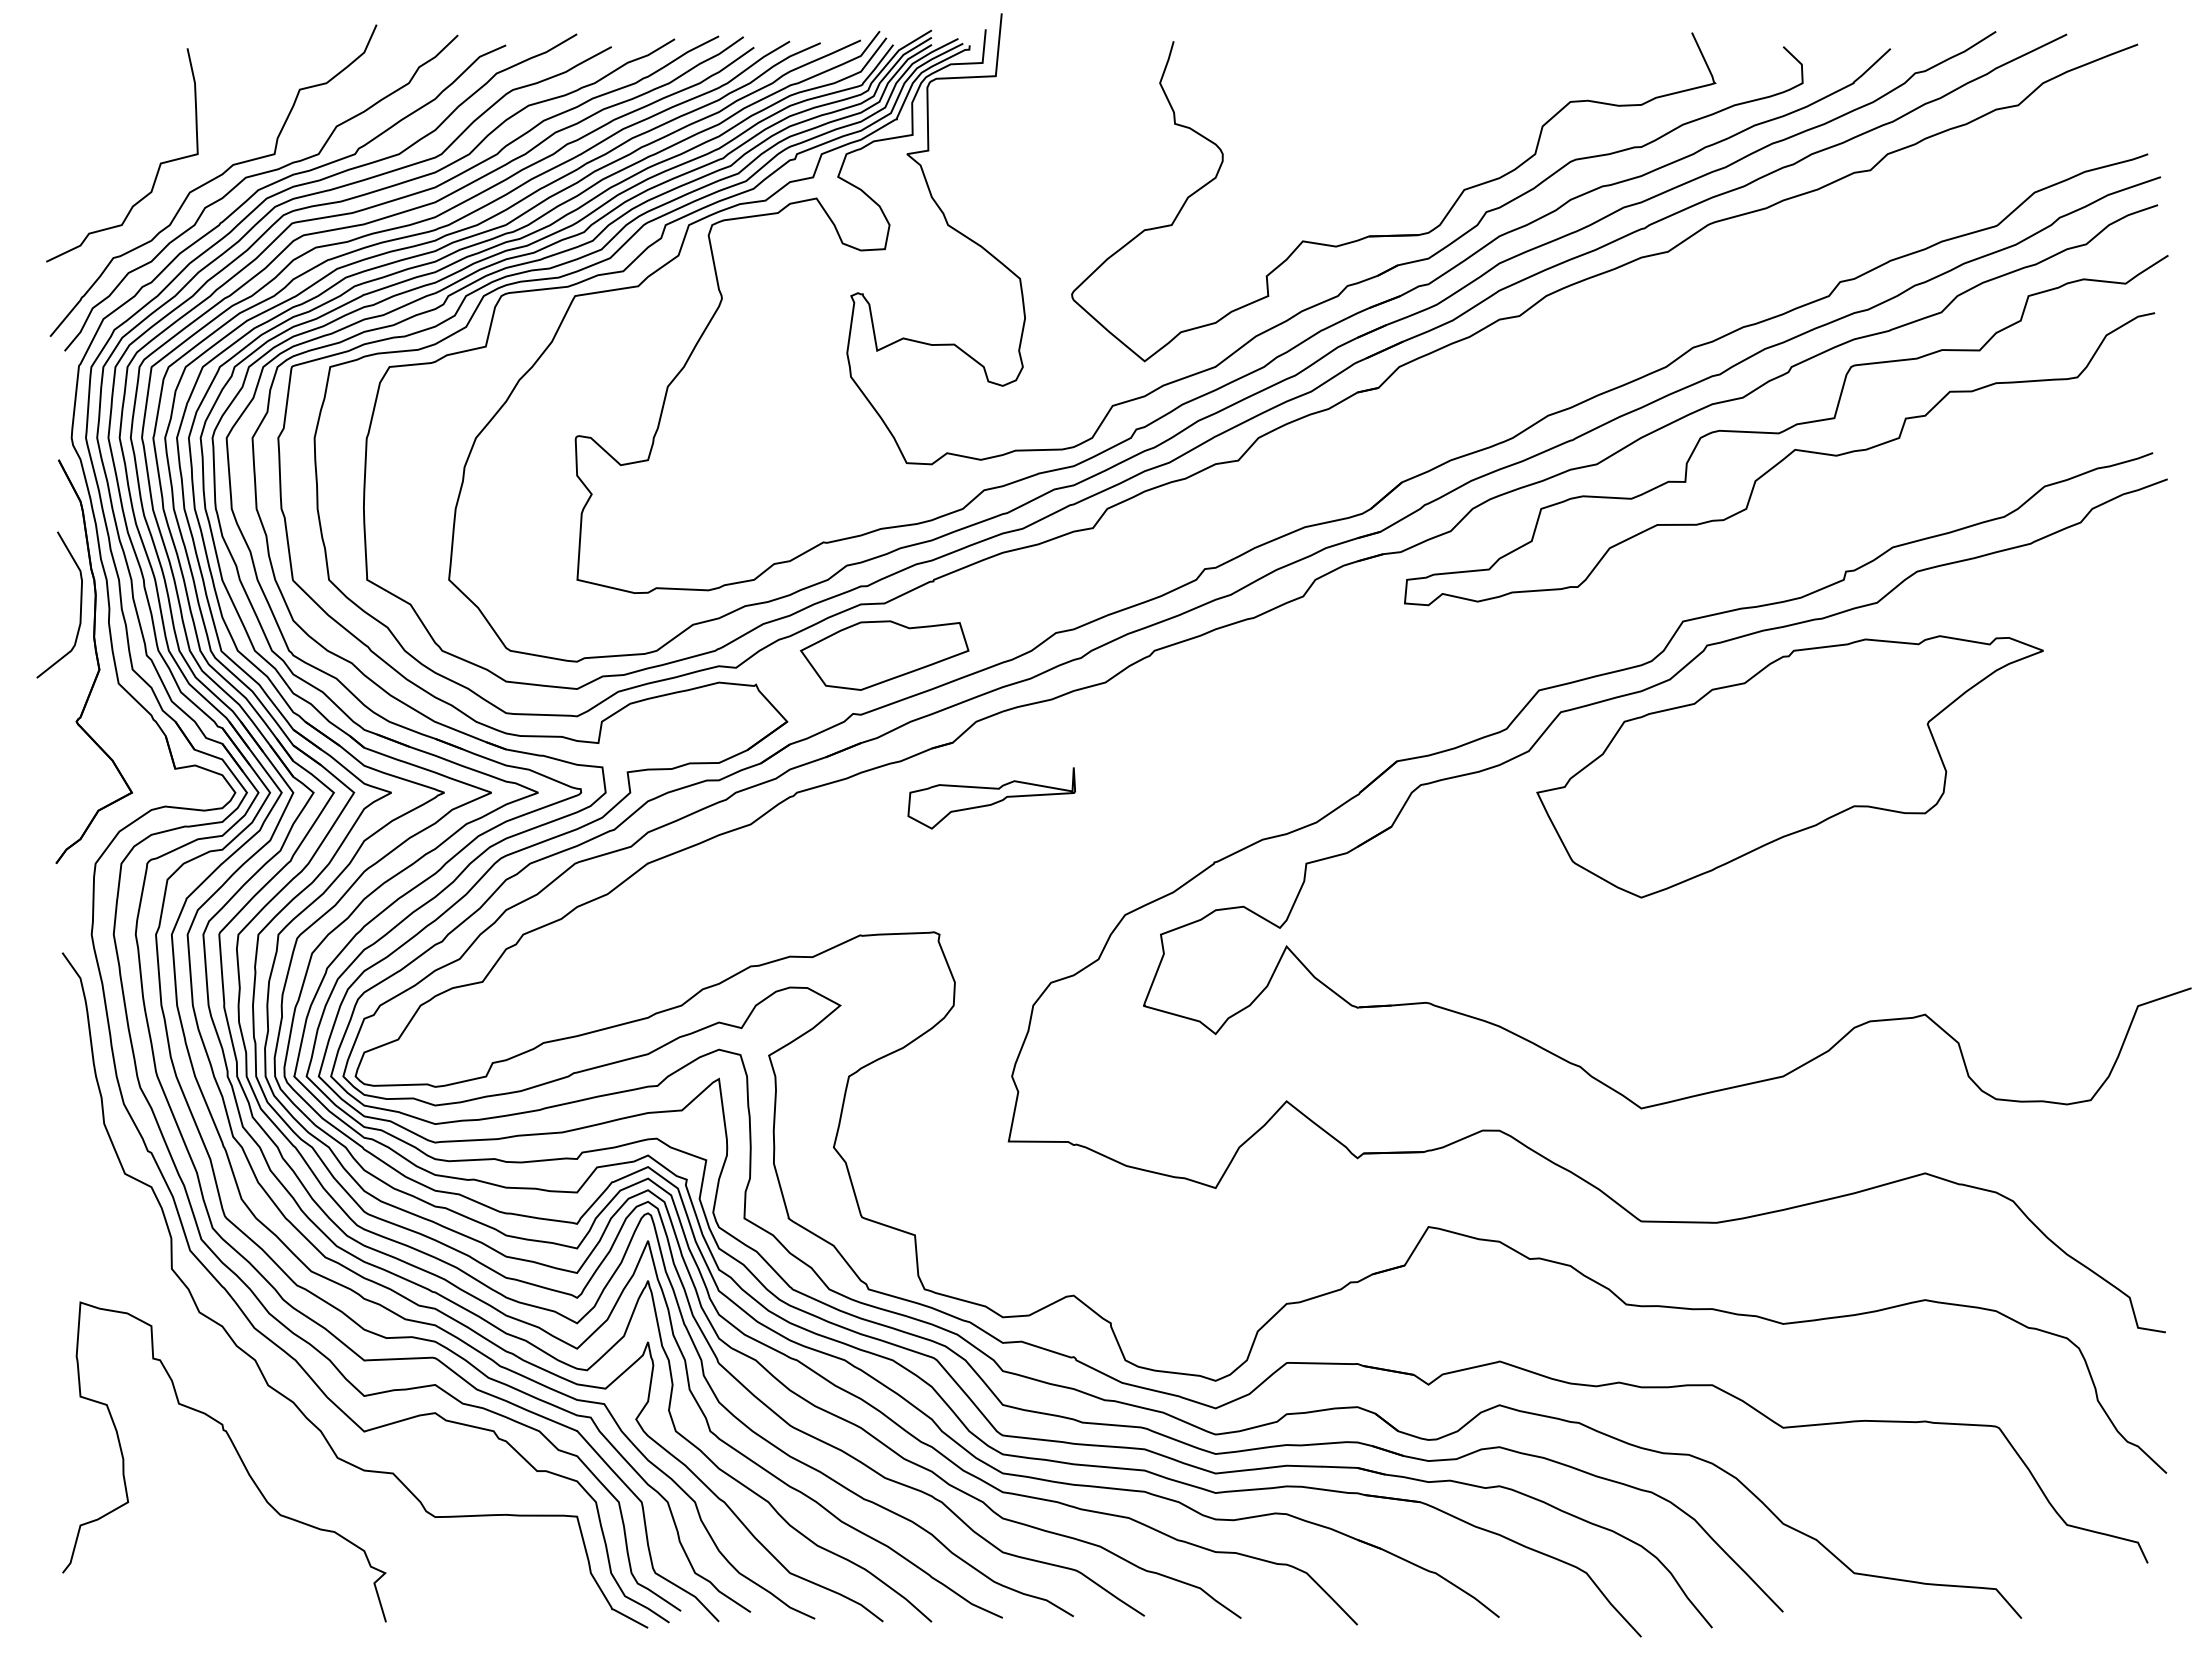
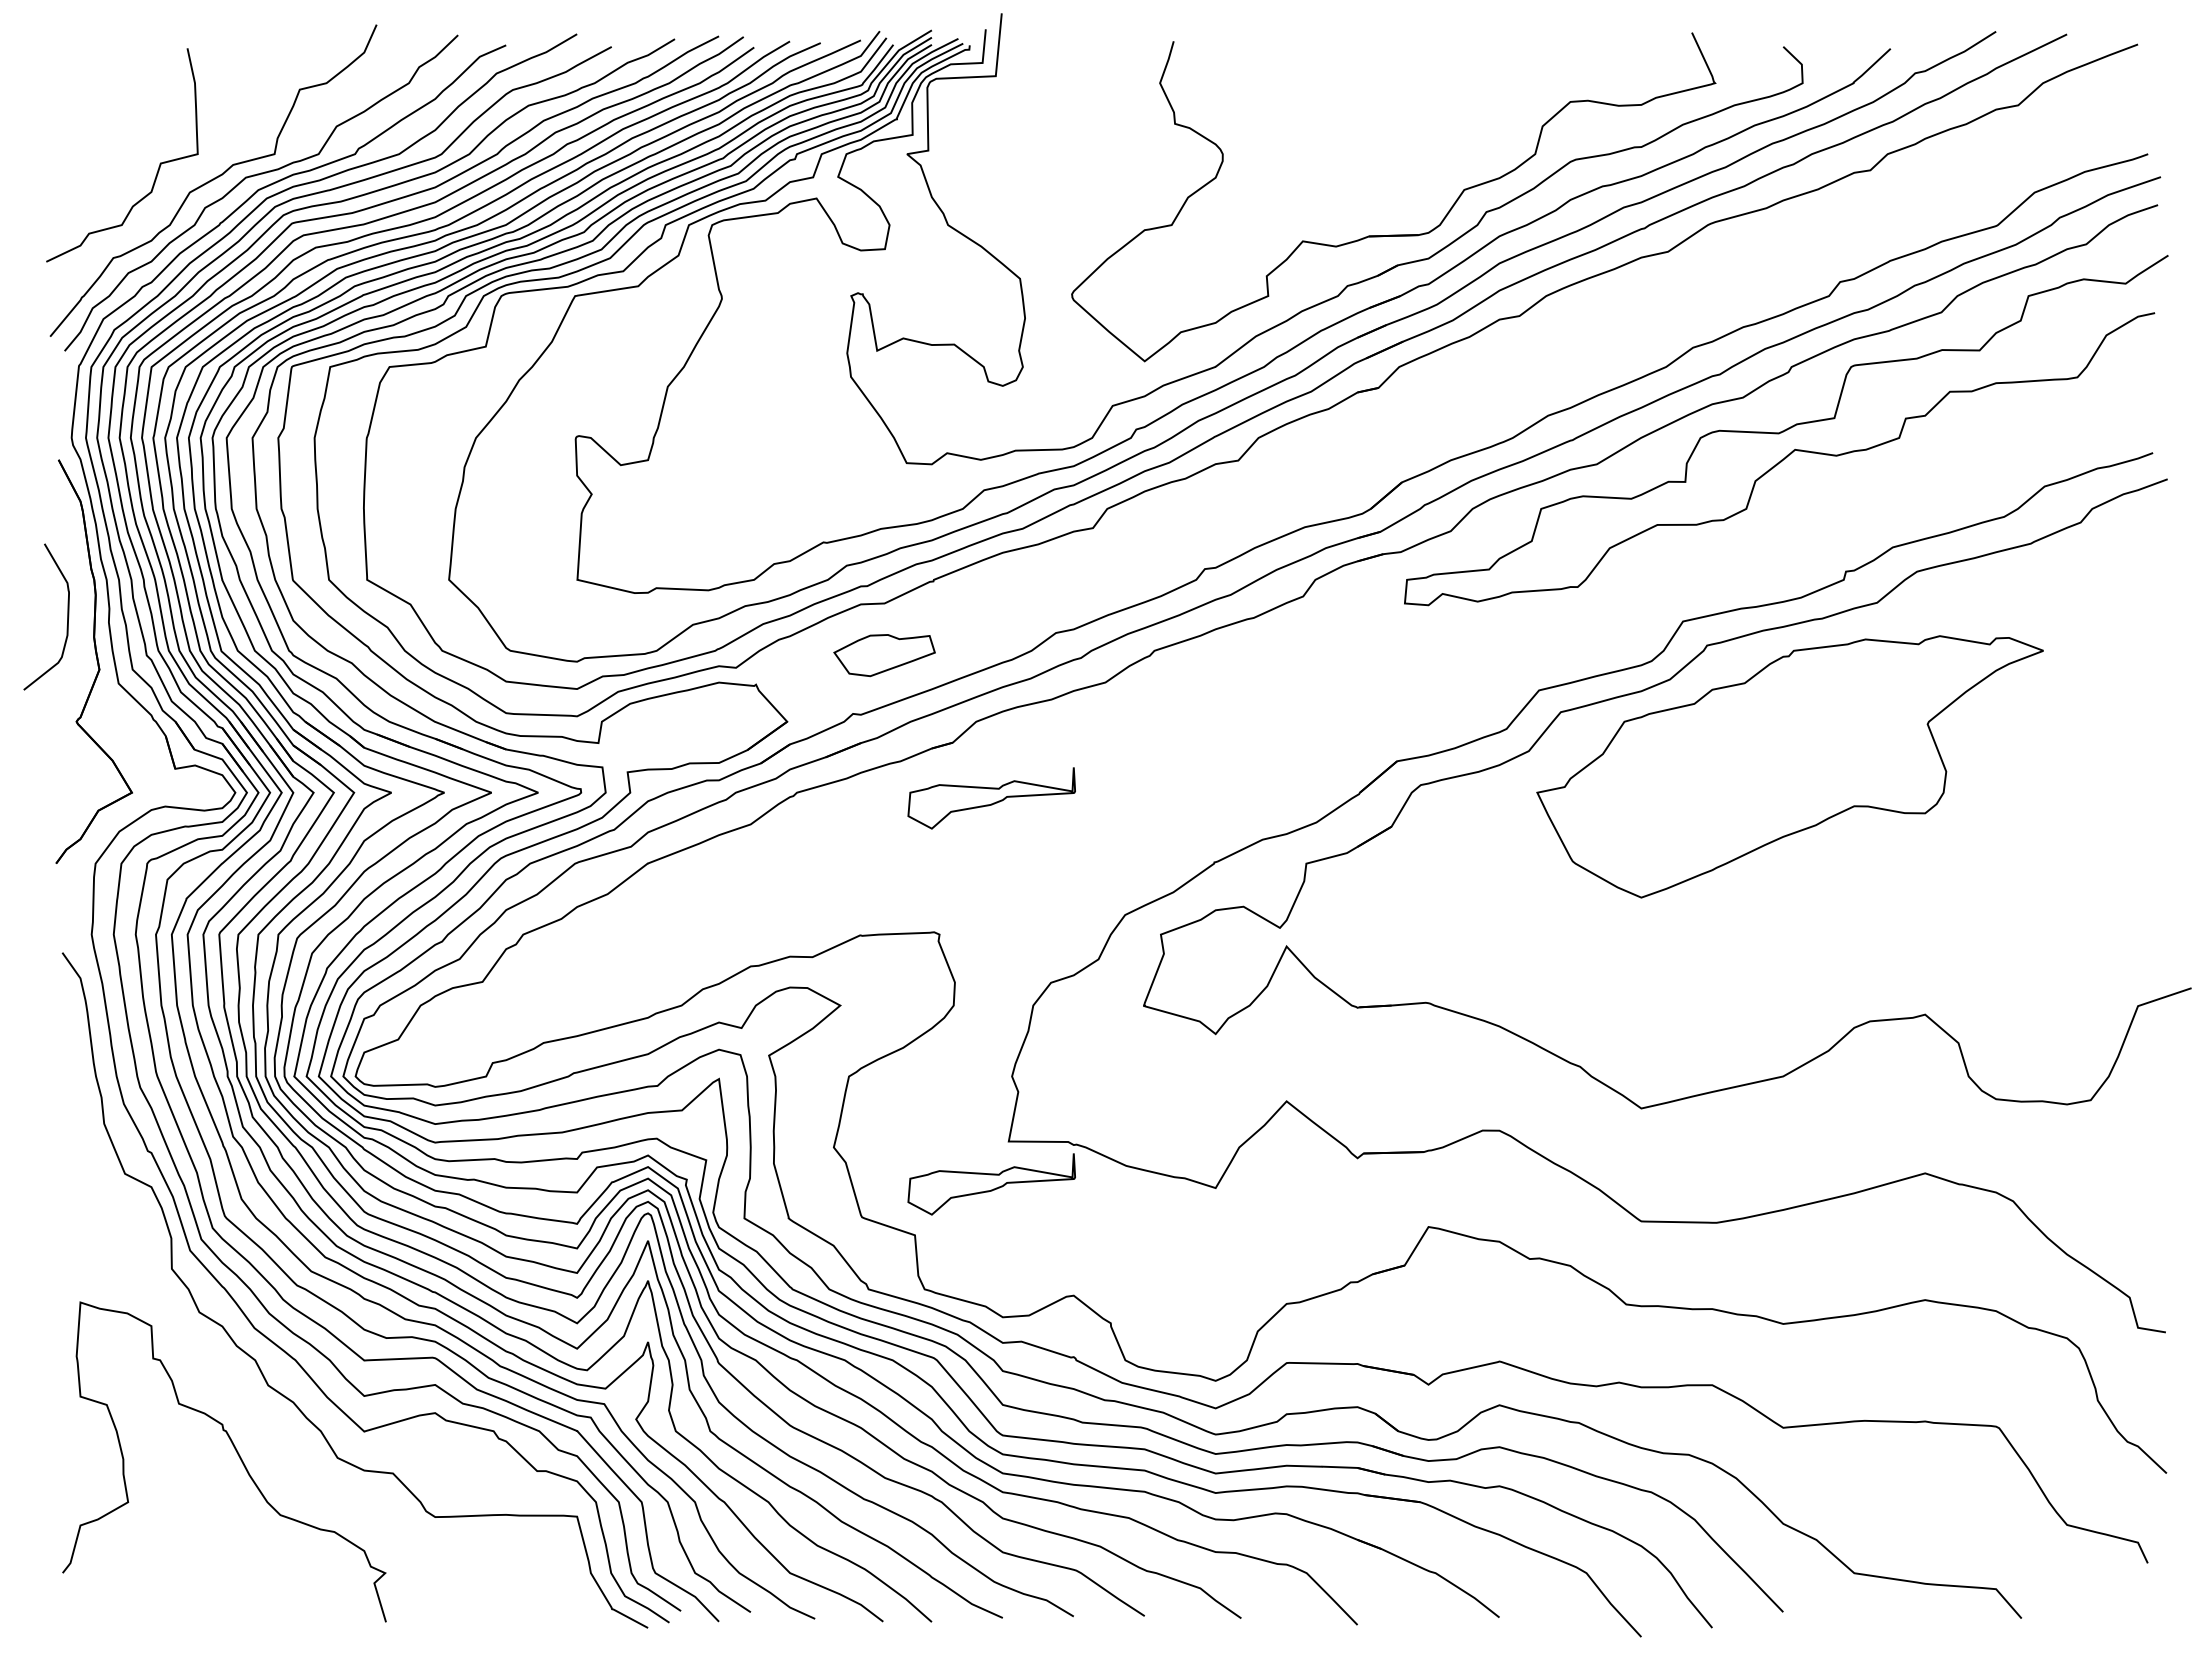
curve position: (80, 604) -> (67, 616) (67, 616)
part size: 171x71 px -> 103x44 px (884, 655)
part: none -> present (991, 1184)
